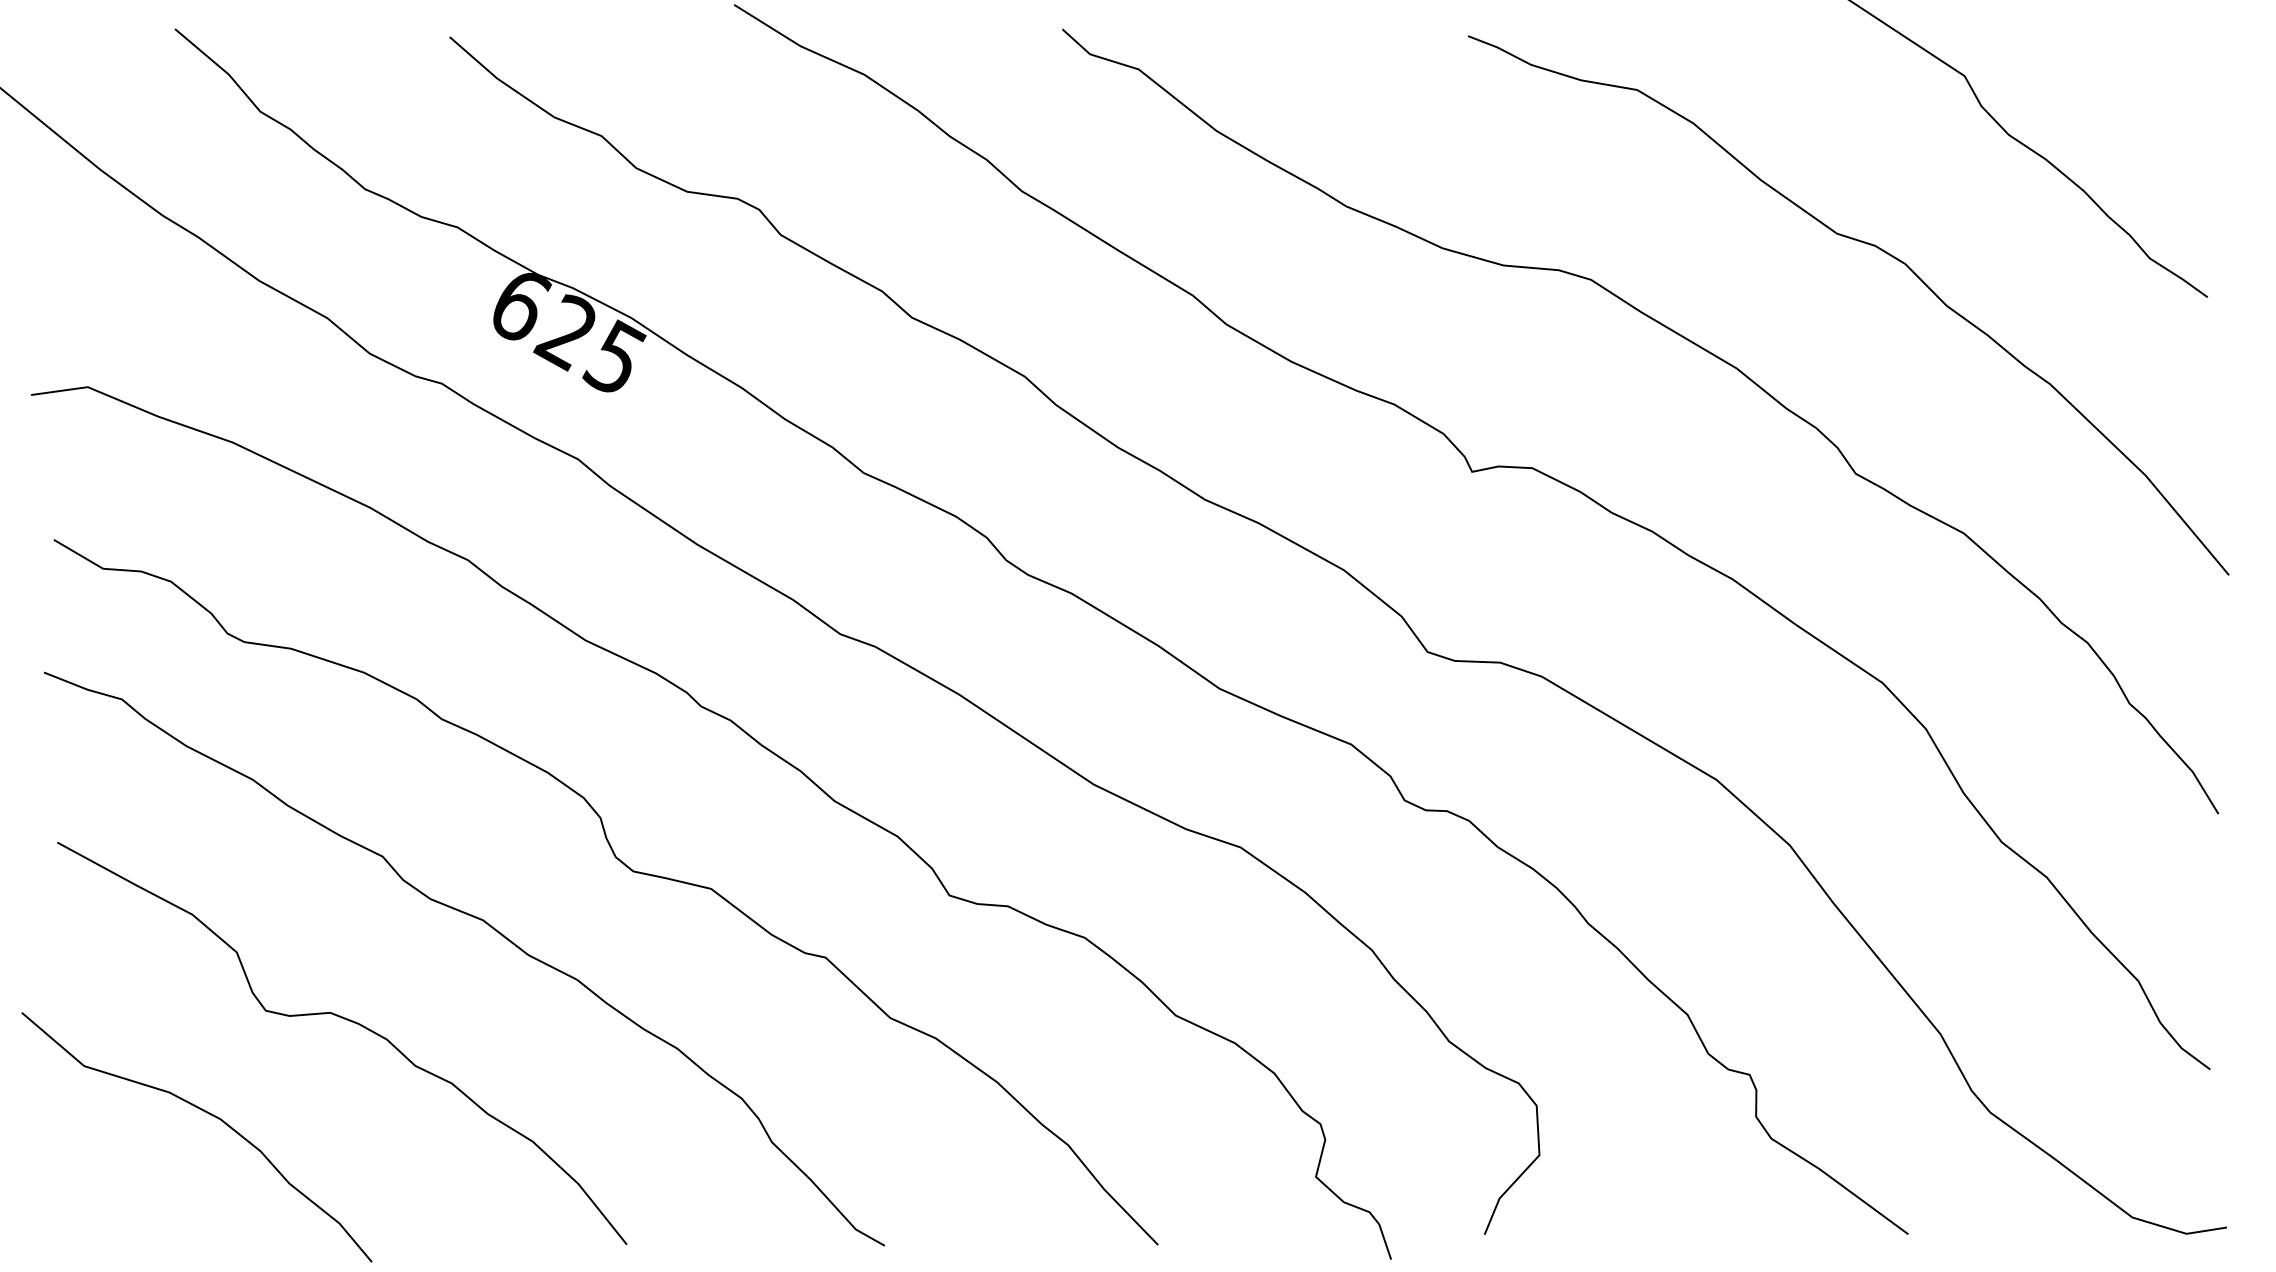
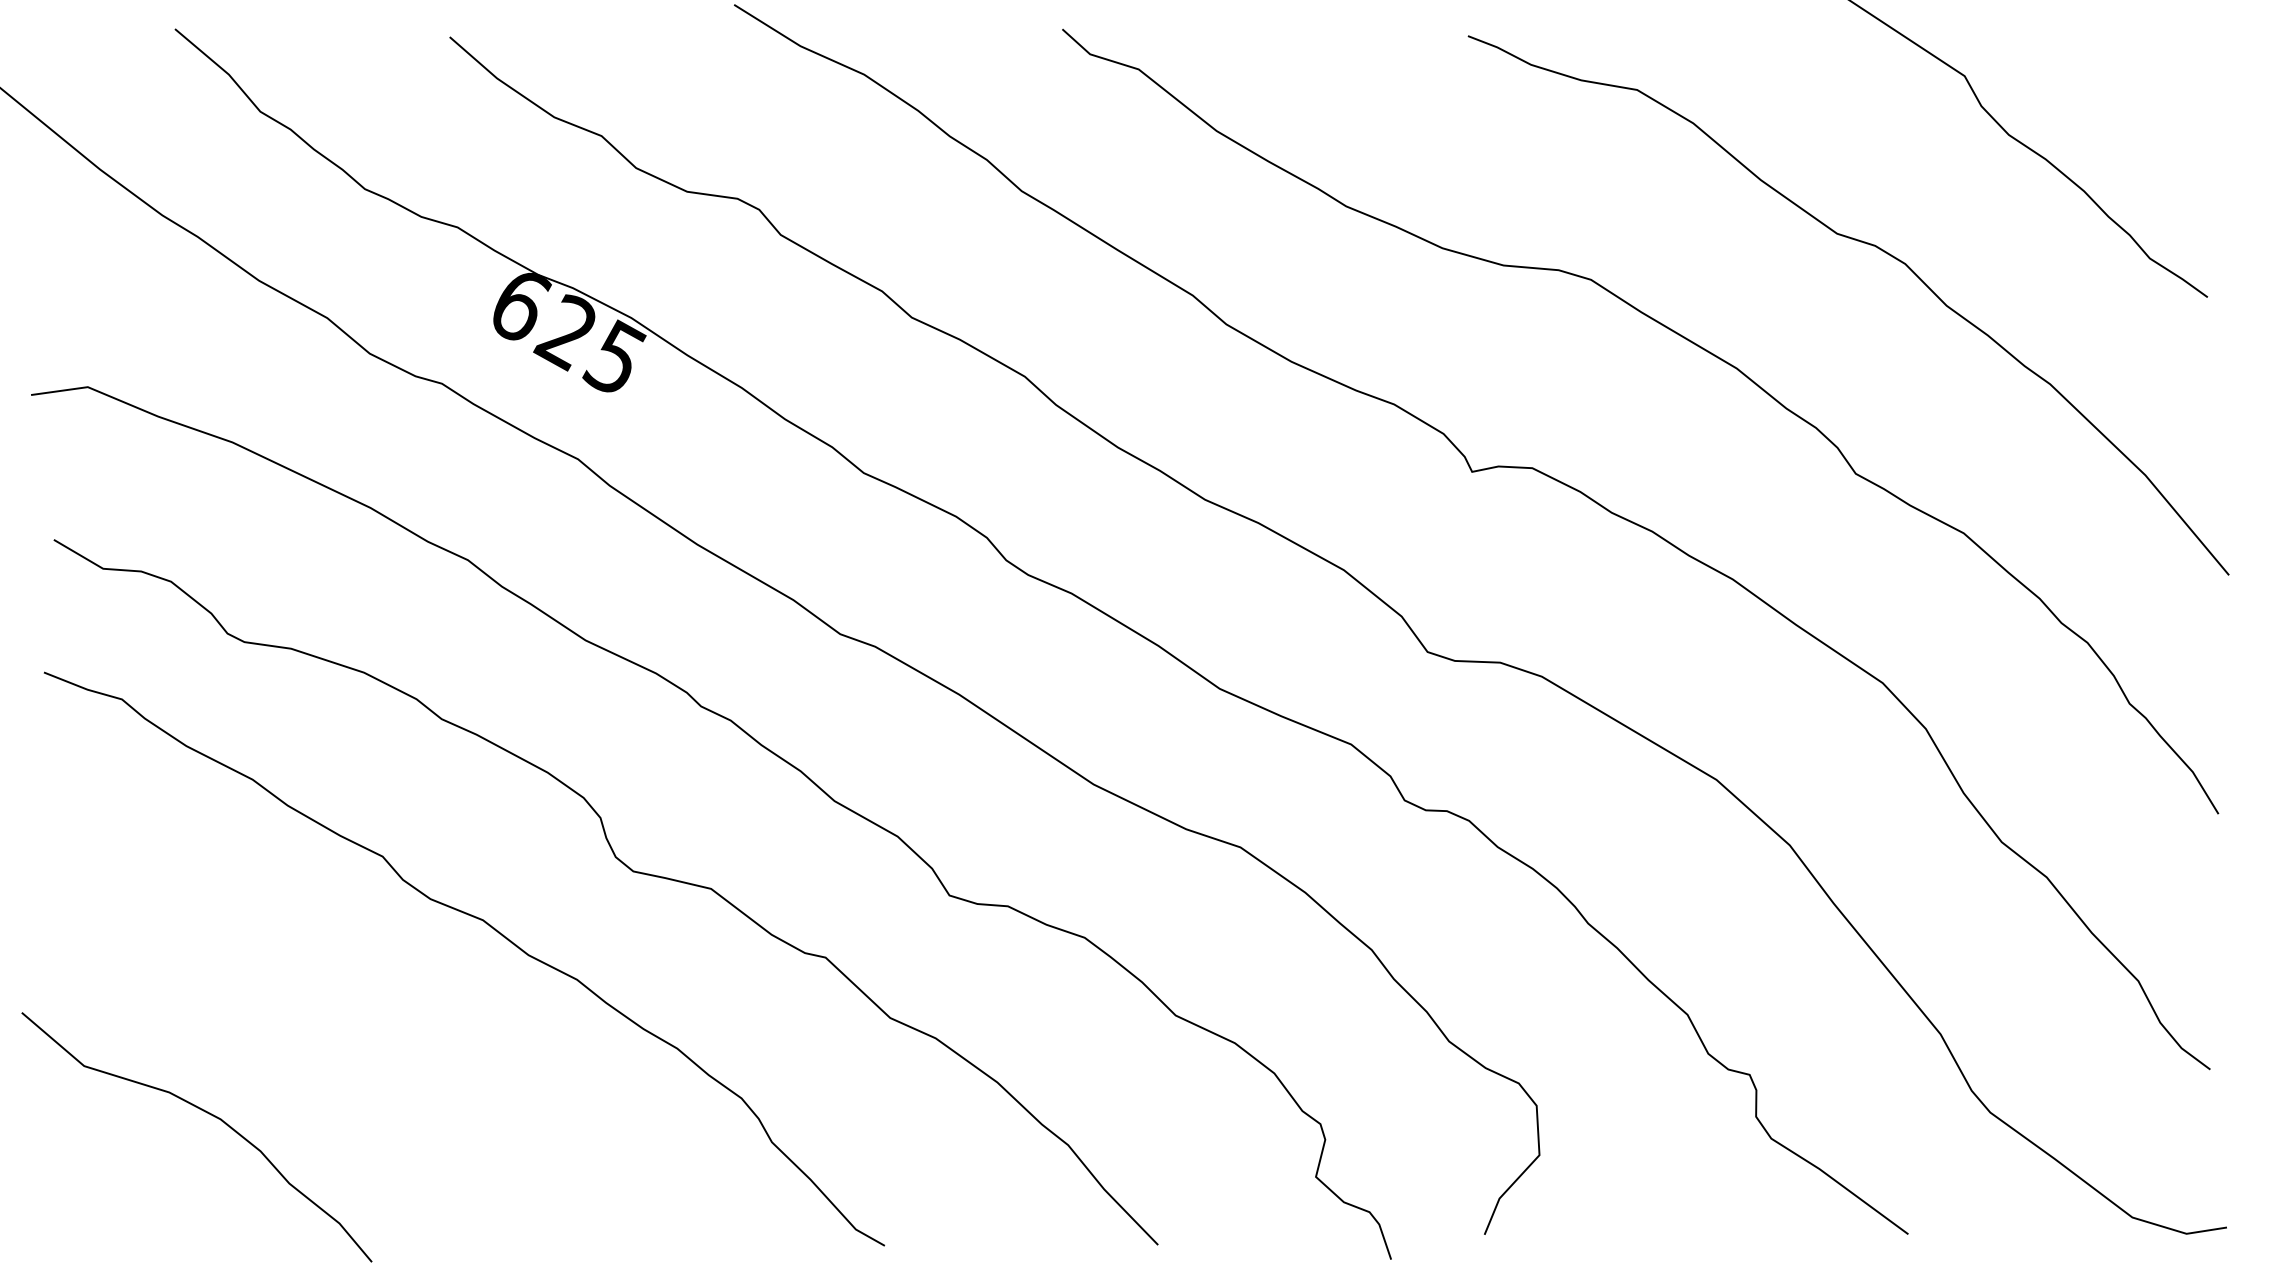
curve: present -> none (351, 1022)
